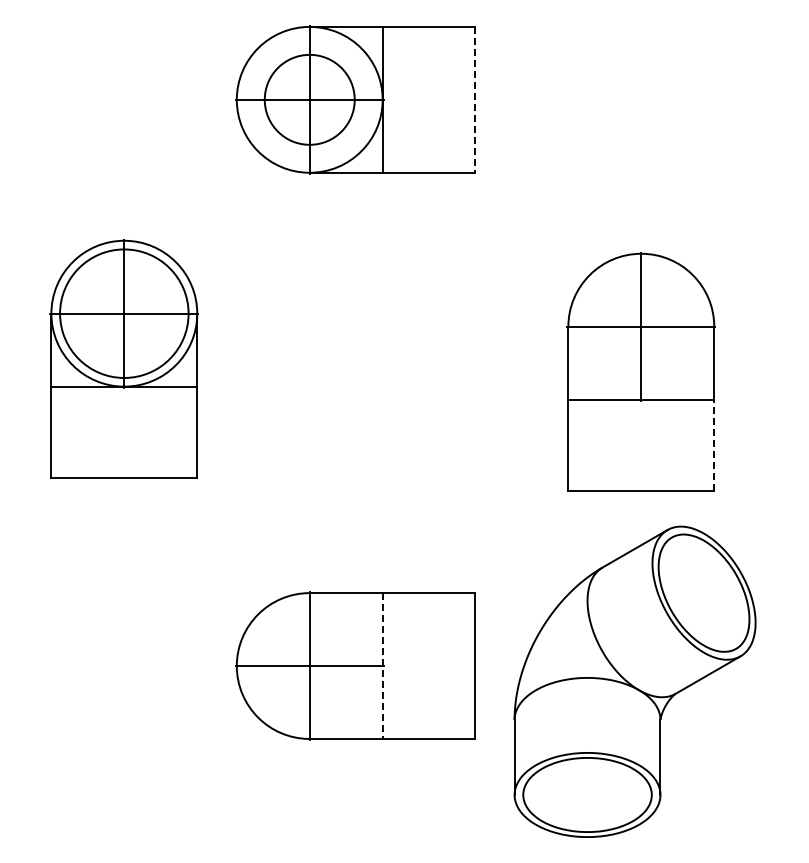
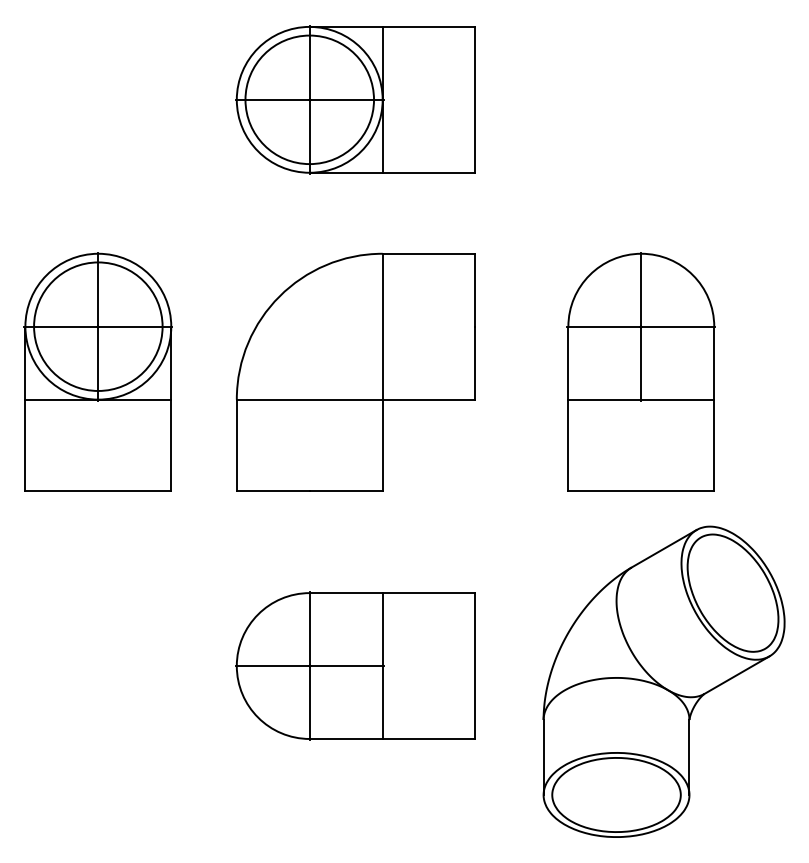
circle diameter: 90 px -> 129 px (309, 99)
line: dashed -> solid (474, 99)
part position: (123, 358) -> (97, 371) (97, 371)
part: none -> present (355, 371)
line: dashed -> solid (714, 445)
line: dashed -> solid (382, 666)
part position: (634, 681) -> (663, 681) (663, 681)
